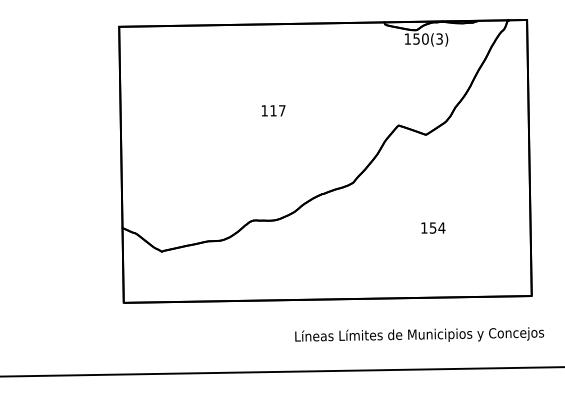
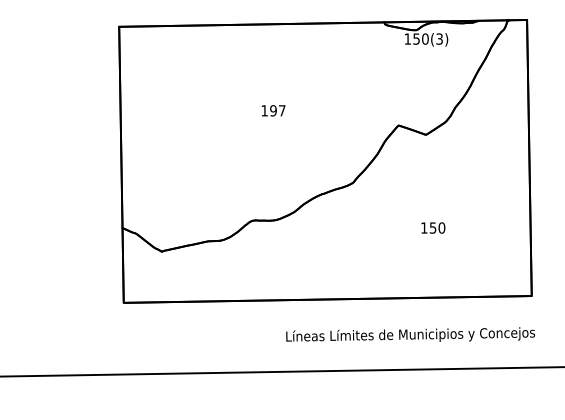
text: 117 -> 197 (273, 110)
text: 154 -> 150 (441, 227)
text position: (419, 334) -> (410, 334) (410, 334)
